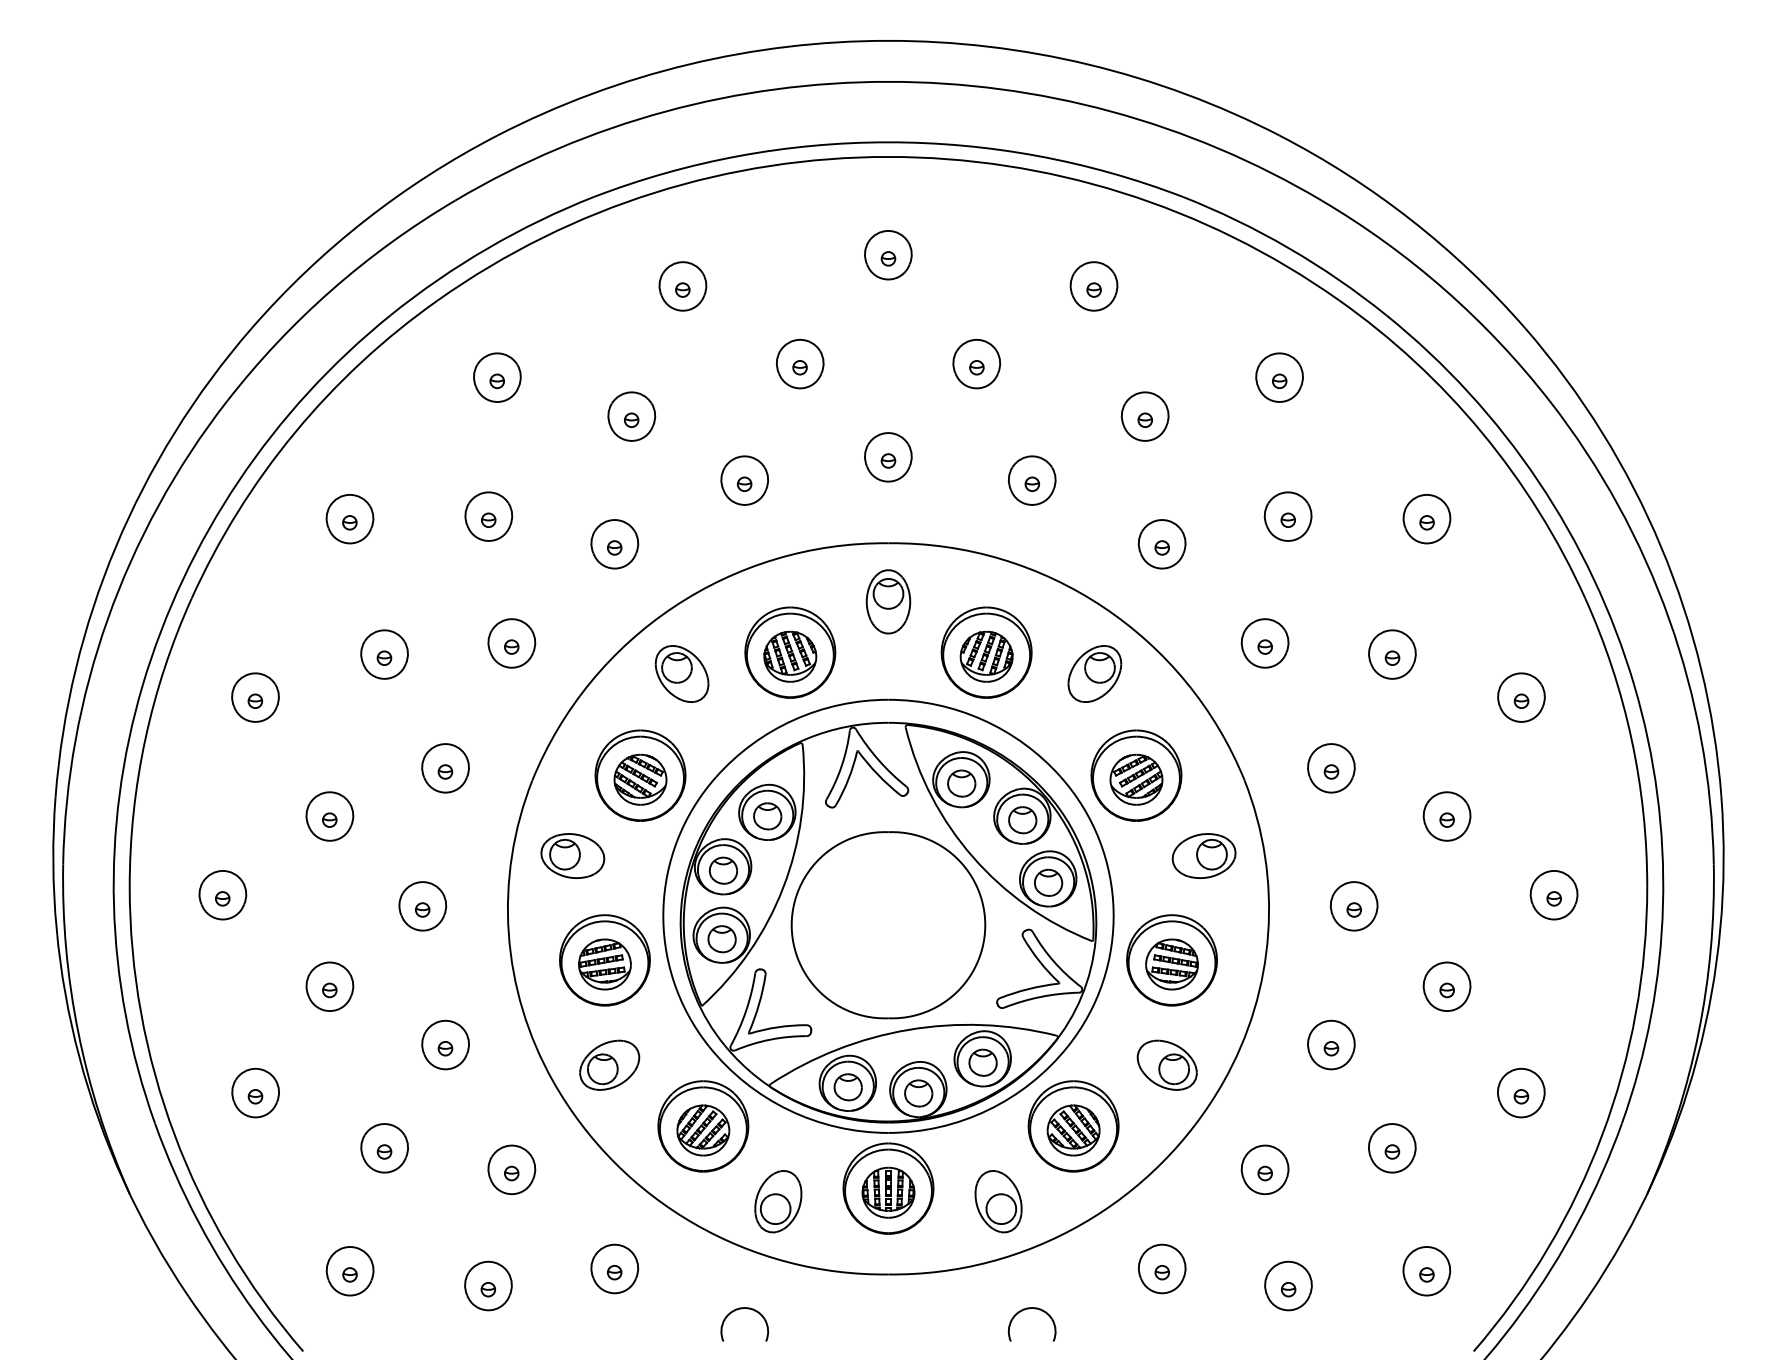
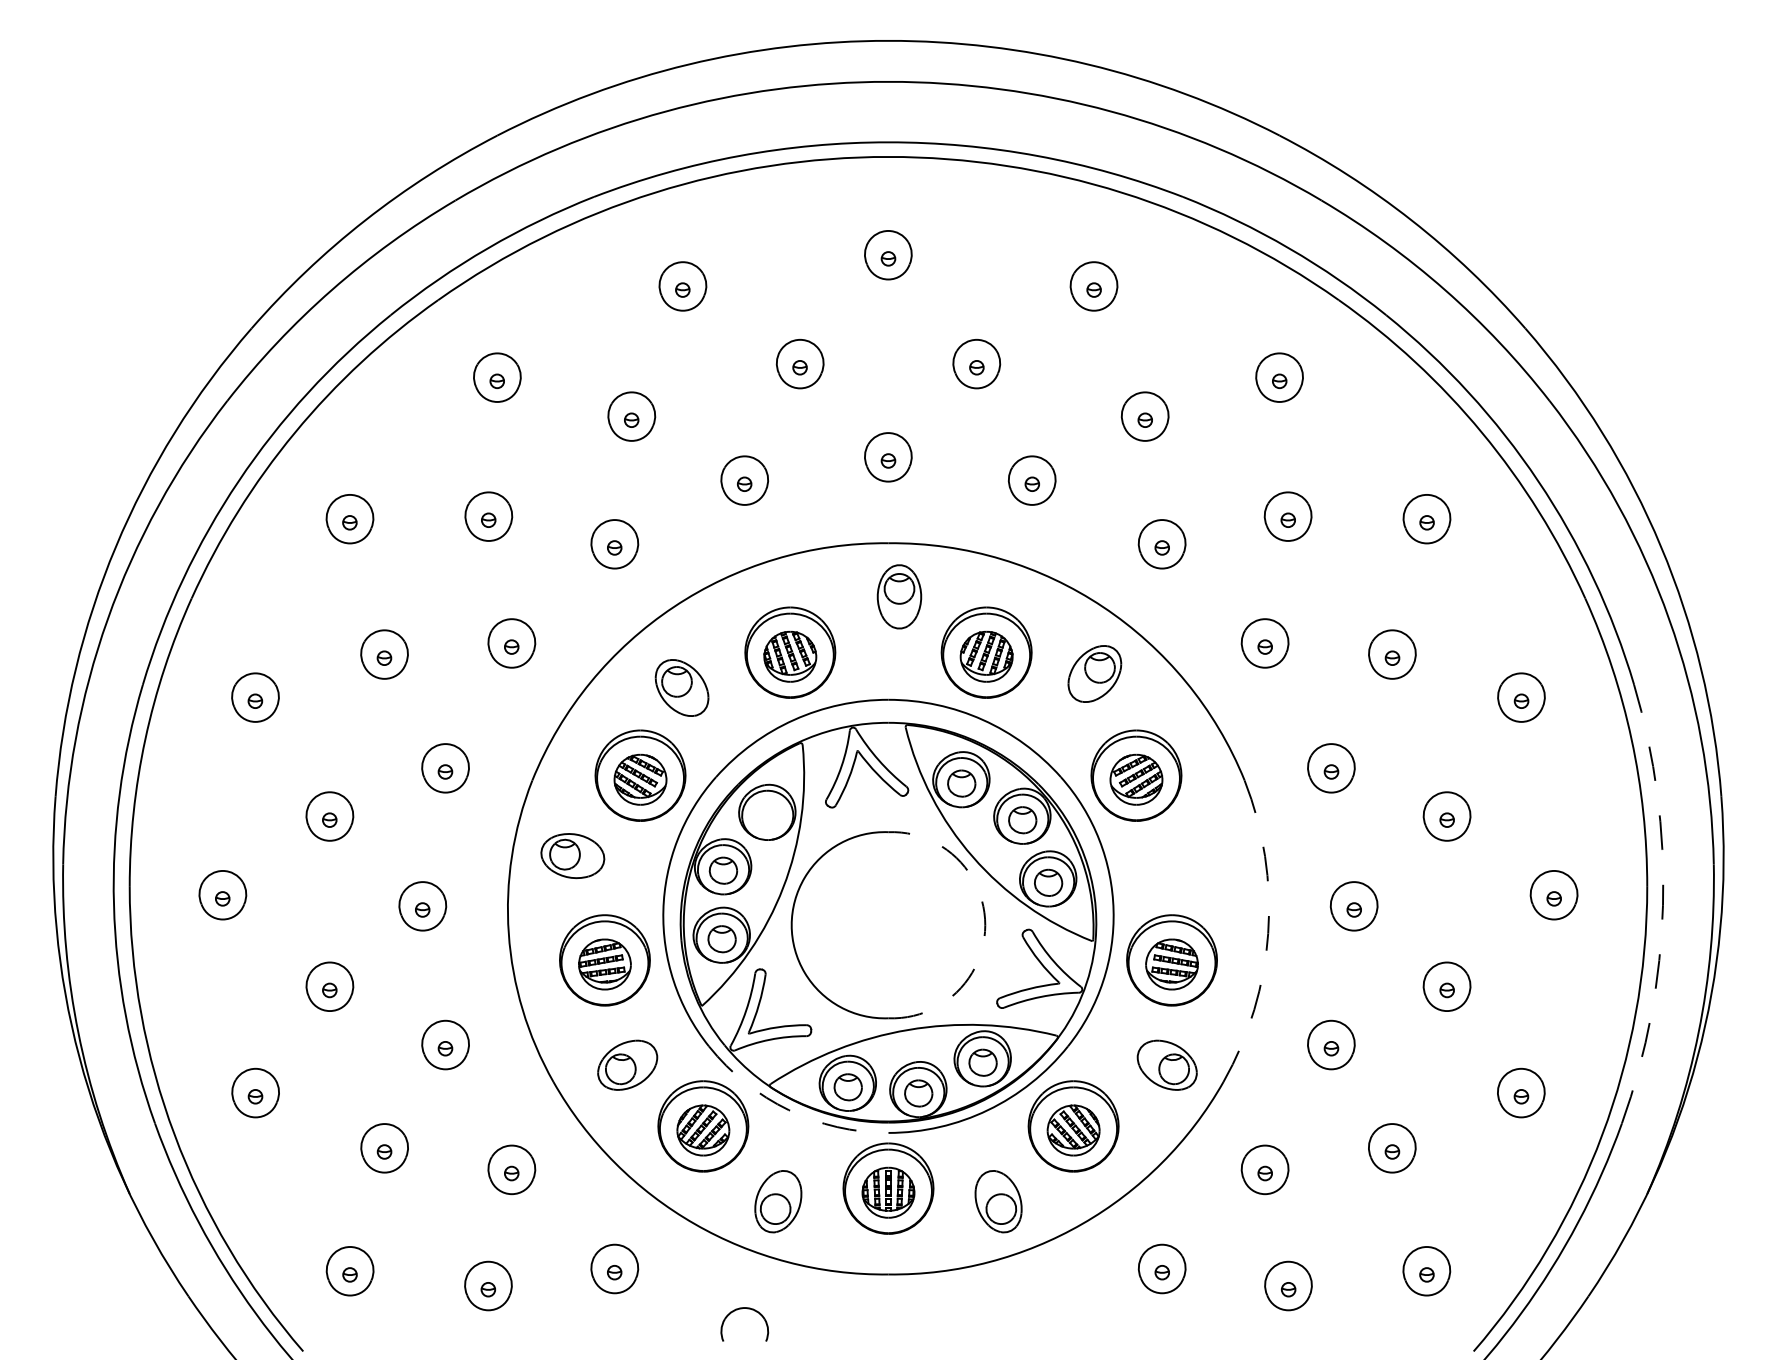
part position: (888, 601) -> (899, 596) (899, 596)
part position: (681, 673) -> (681, 687) (681, 687)
part: present -> none (767, 816)
part: present -> none (1203, 856)
arc: solid -> dashed (1663, 905)
arc: solid -> dashed (985, 925)
arc: solid -> dashed (1268, 933)
part position: (609, 1064) -> (627, 1064) (627, 1064)
arc: solid -> dashed (788, 1110)
part: present -> none (1029, 1309)
